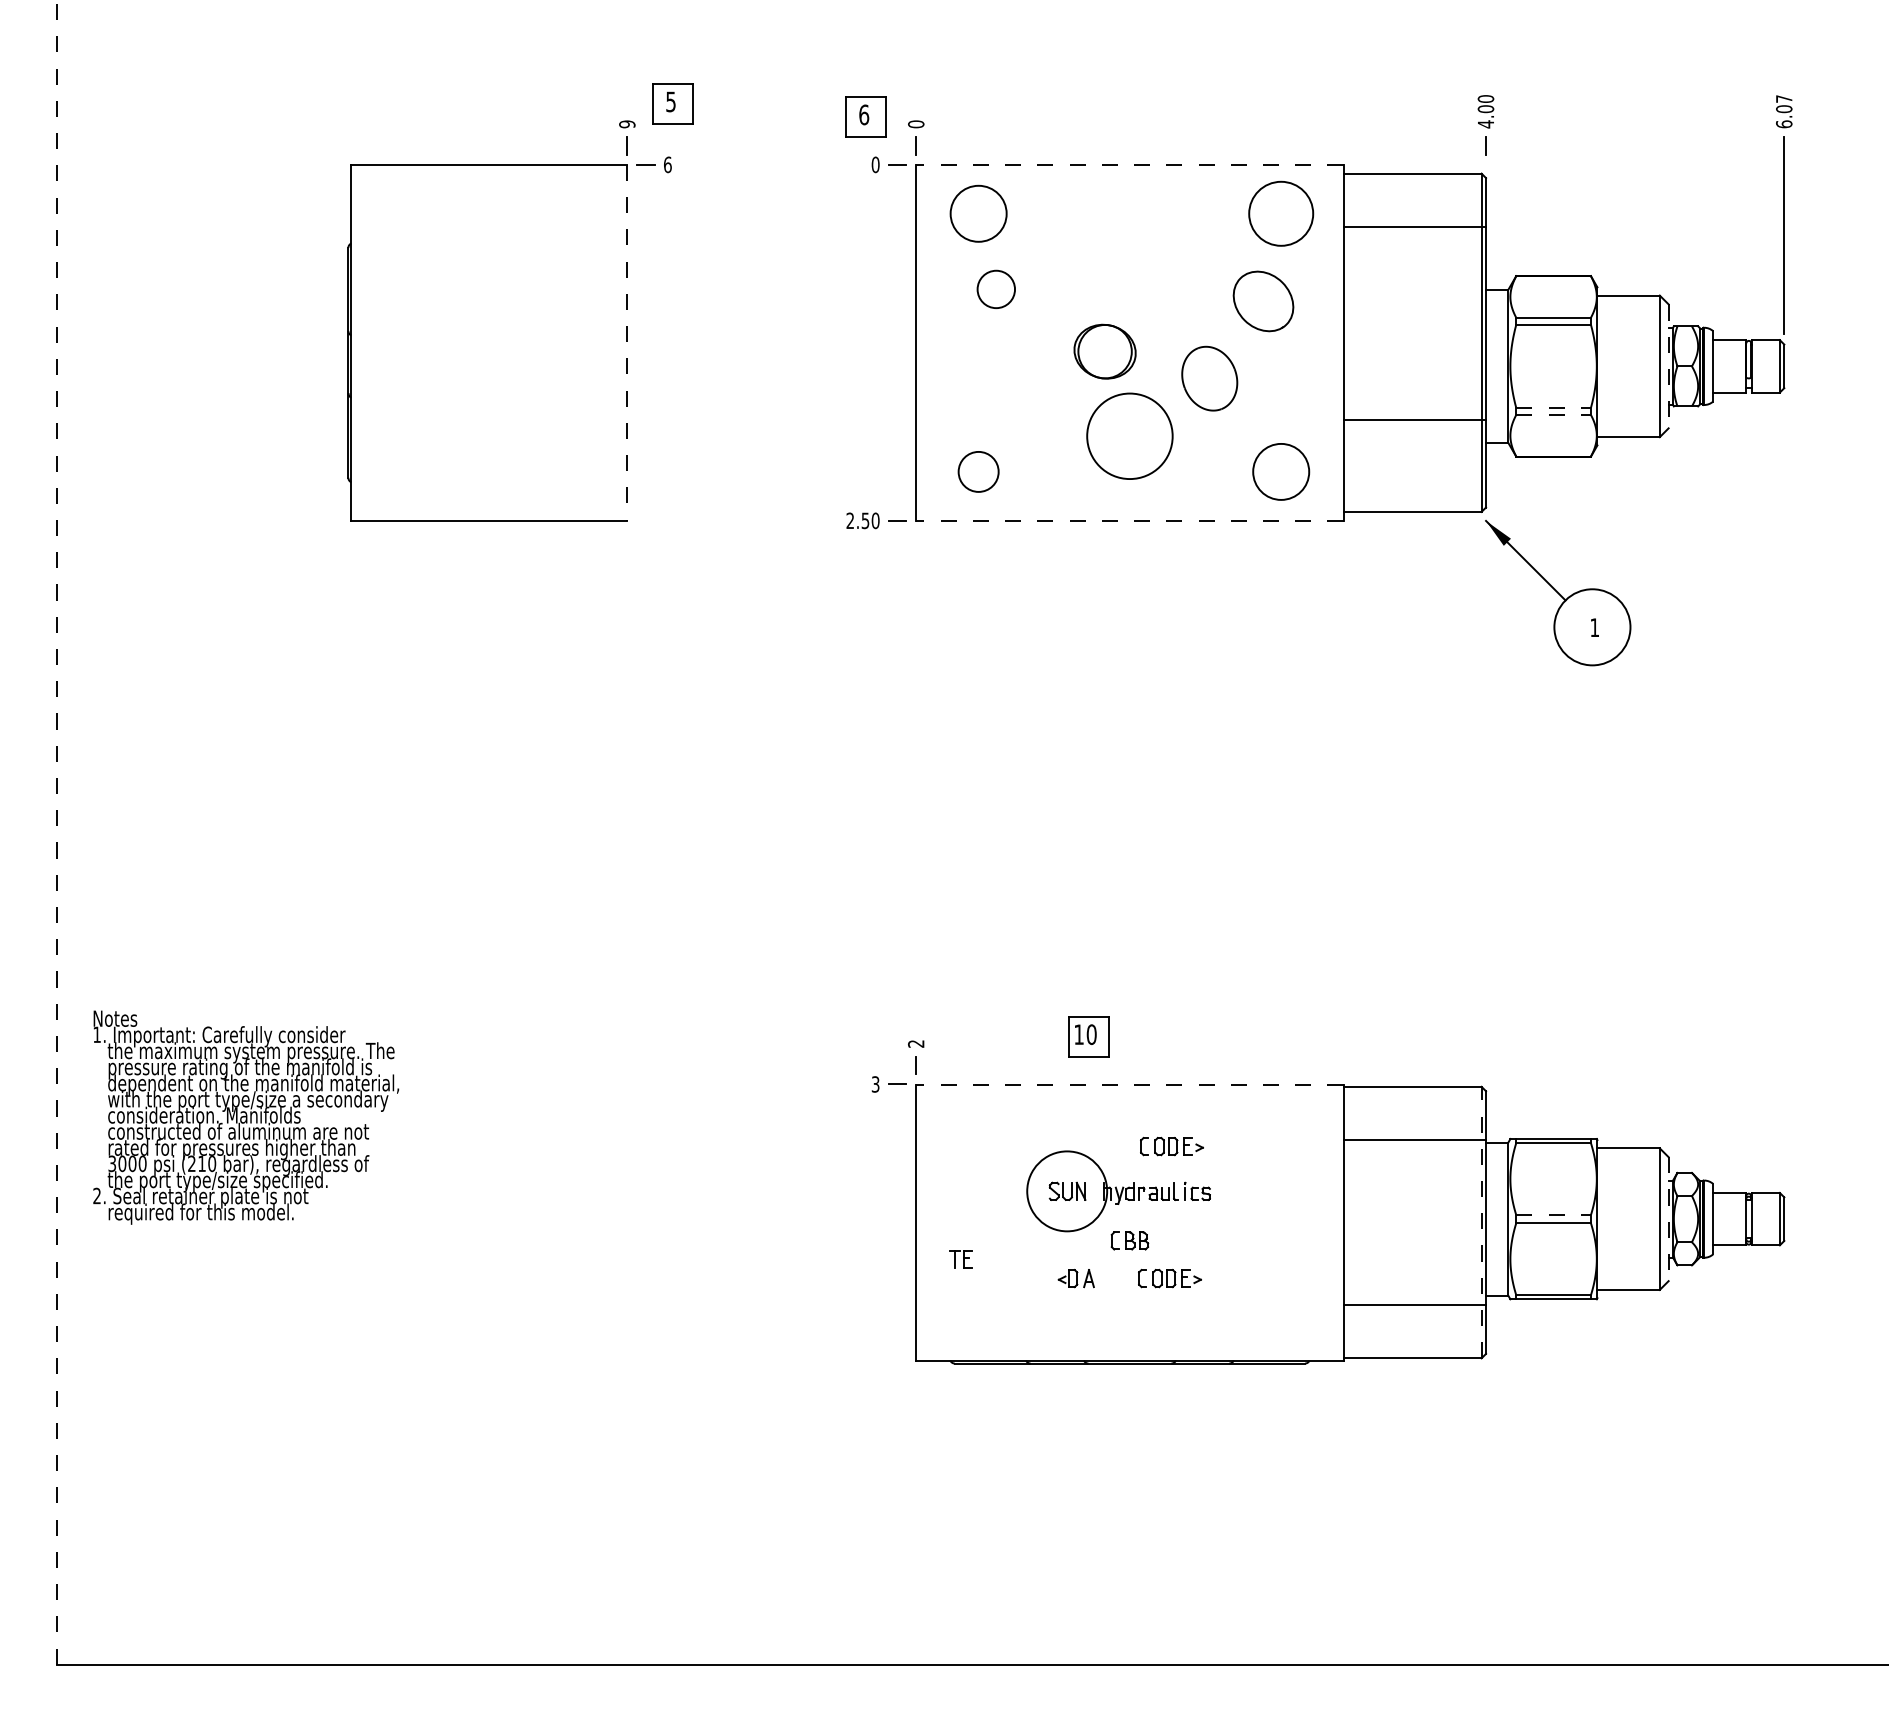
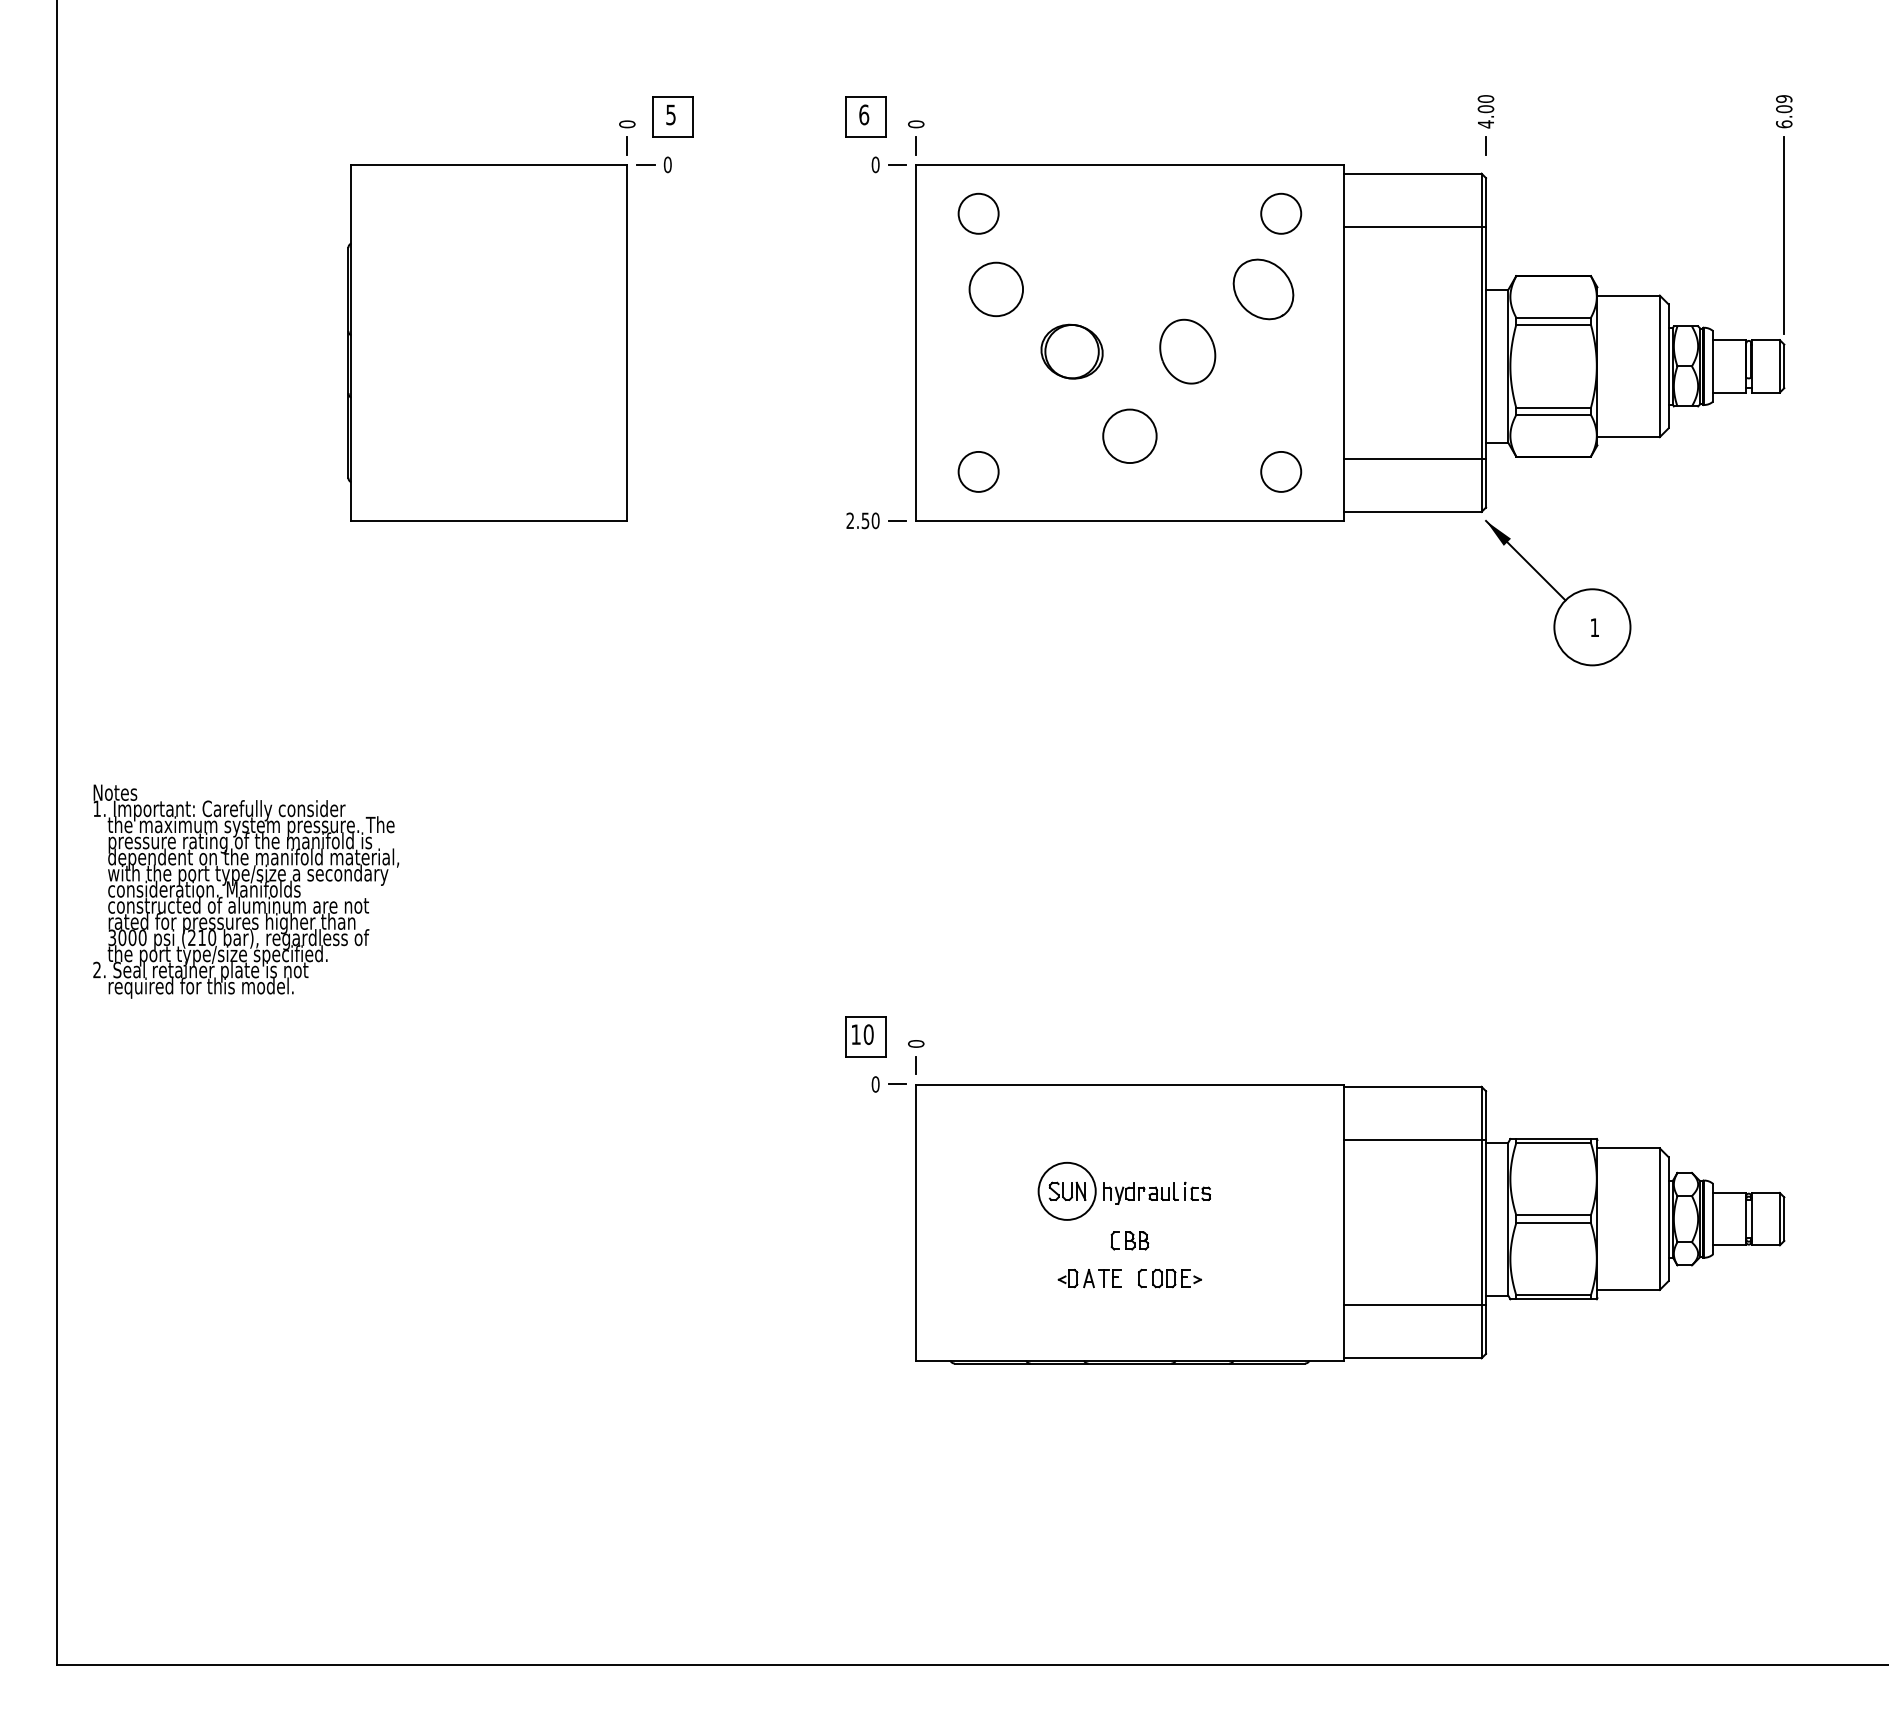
text: 6.07 -> 6.09 (1784, 99)
part position: (672, 103) -> (672, 116) (672, 116)
text: 9 -> 0 (627, 124)
text: 6 -> 0 (667, 164)
line: dashed -> solid (1129, 164)
circle diameter: 56 px -> 40 px (978, 213)
circle diameter: 64 px -> 40 px (1281, 213)
circle diameter: 37 px -> 53 px (996, 289)
part position: (1263, 301) -> (1263, 289) (1263, 289)
line: dashed -> solid (627, 343)
part position: (1104, 351) -> (1071, 351) (1071, 351)
line: dashed -> solid (1668, 366)
part position: (1209, 378) -> (1187, 351) (1187, 351)
line: dashed -> solid (1554, 408)
line: dashed -> solid (1554, 414)
line position: (1414, 419) -> (1414, 458) (1414, 458)
circle diameter: 85 px -> 53 px (1129, 436)
circle diameter: 56 px -> 40 px (1281, 471)
line: dashed -> solid (1129, 520)
line: dashed -> solid (56, 832)
part position: (1088, 1036) -> (865, 1036) (865, 1036)
text: 2 -> 0 (916, 1043)
text: 3 -> 0 (875, 1084)
line: dashed -> solid (1129, 1084)
text position: (246, 1117) -> (246, 891) (246, 891)
part: present -> none (1171, 1146)
circle diameter: 80 px -> 57 px (1066, 1190)
line: dashed -> solid (1554, 1215)
line: dashed -> solid (1668, 1219)
line: dashed -> solid (1481, 1222)
part position: (960, 1259) -> (1109, 1278) (1109, 1278)
